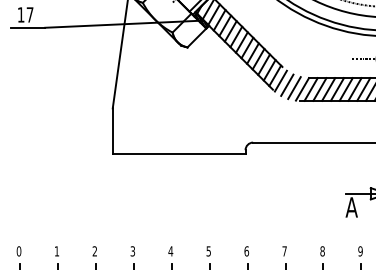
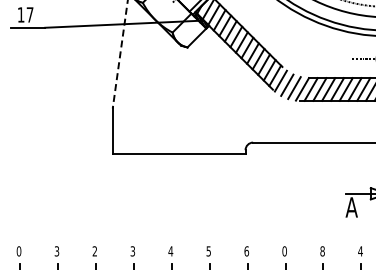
line: solid -> dashed (120, 55)
text: 1 -> 3 (56, 251)
text: 7 -> 0 (284, 251)
text: 9 -> 4 (360, 251)
